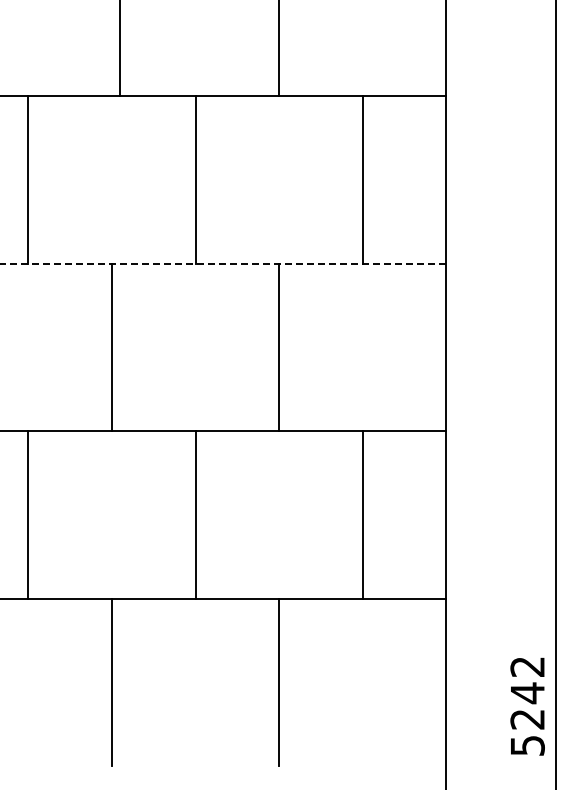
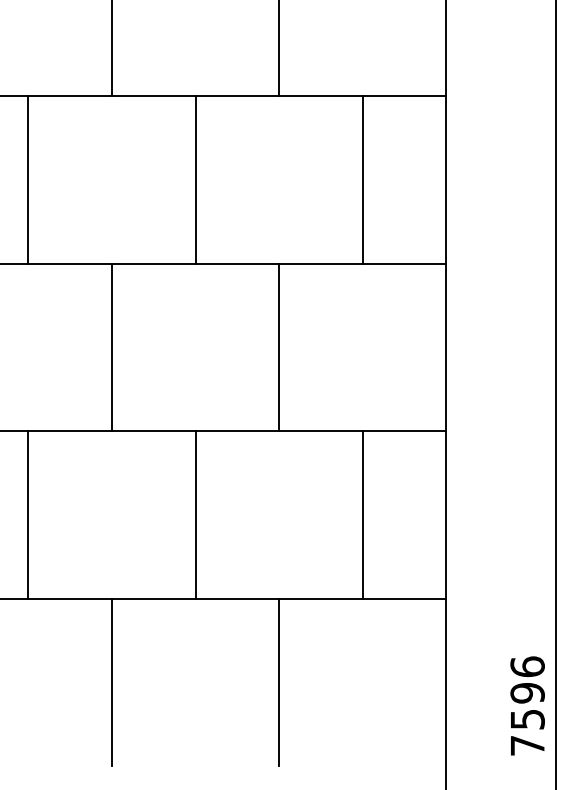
line position: (119, 49) -> (111, 49) (111, 49)
line: dashed -> solid (223, 263)
text: 5242 -> 7596 (527, 705)
